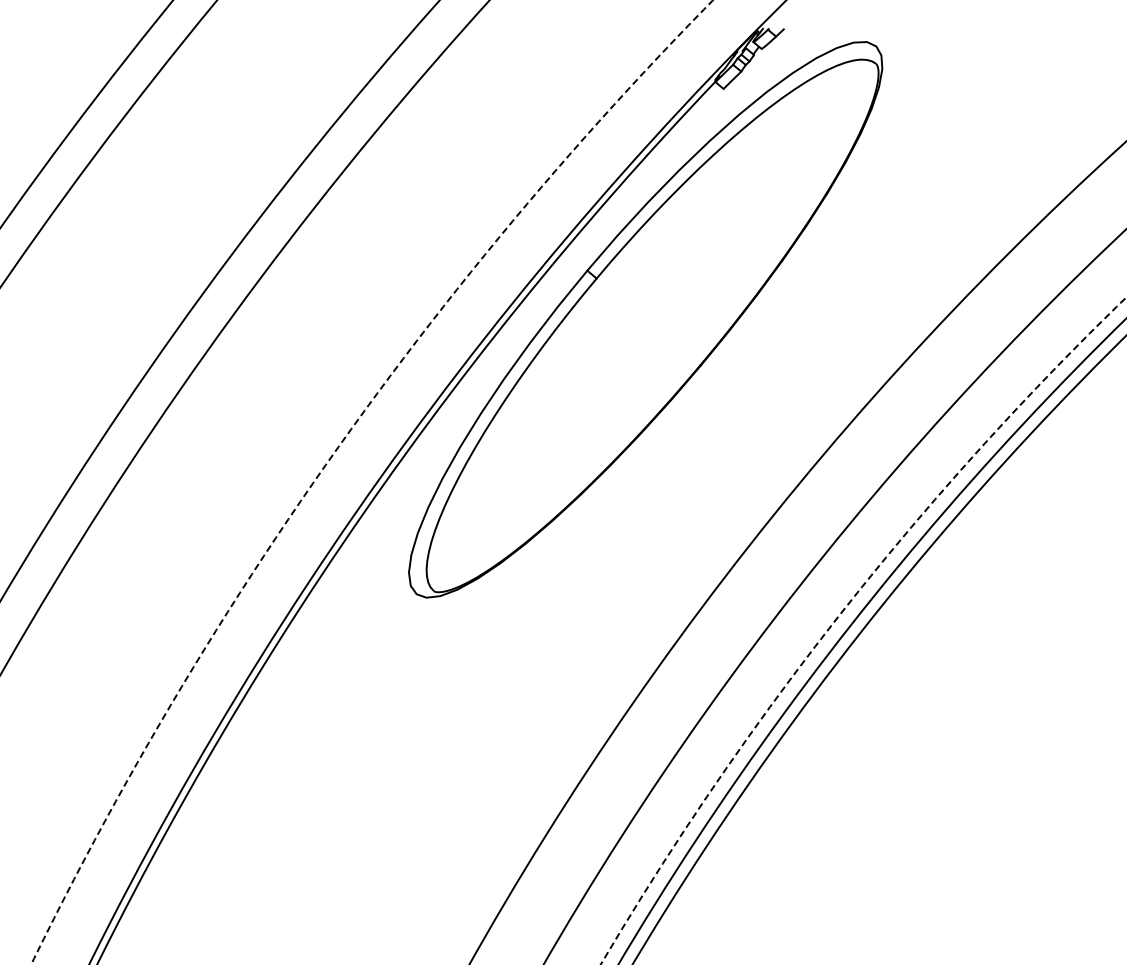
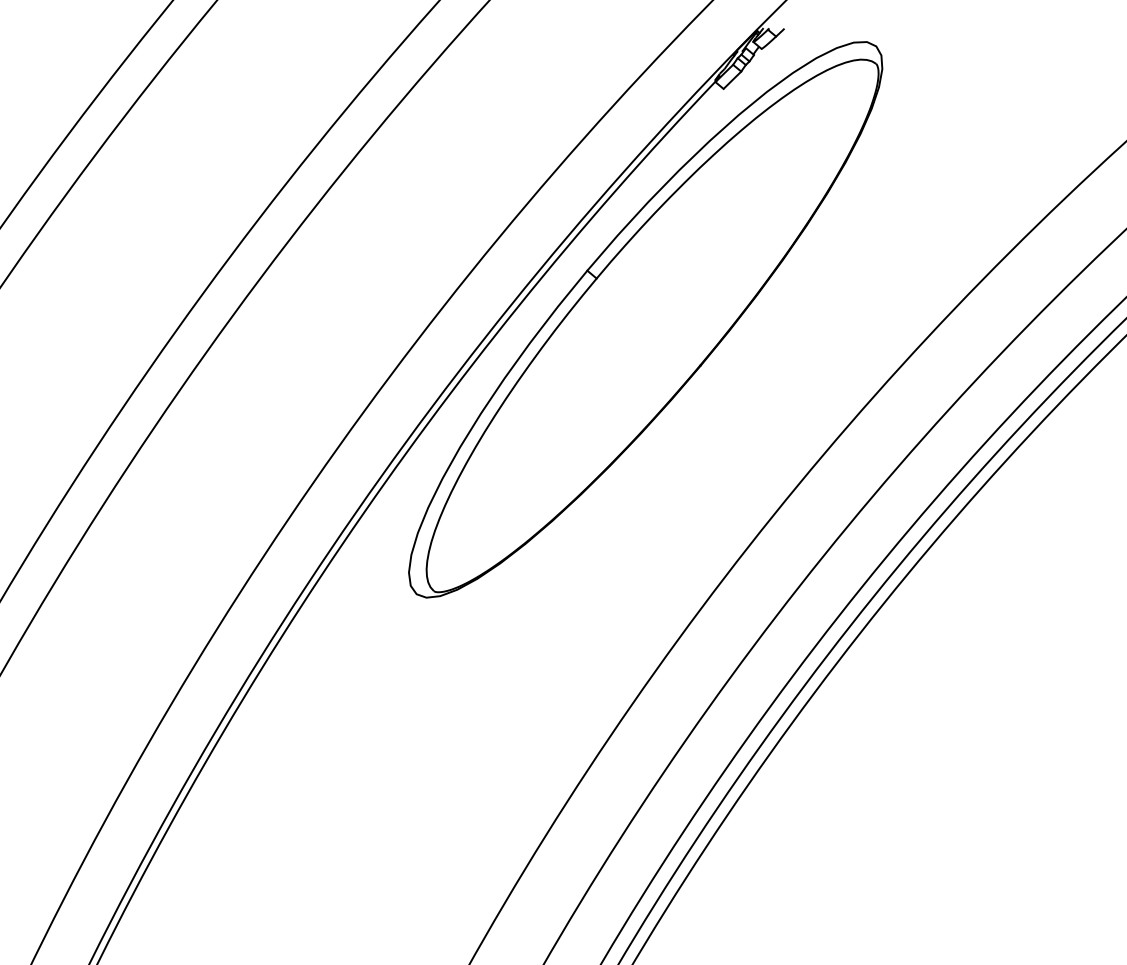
circle: dashed -> solid (371, 482)
circle: dashed -> solid (863, 630)
